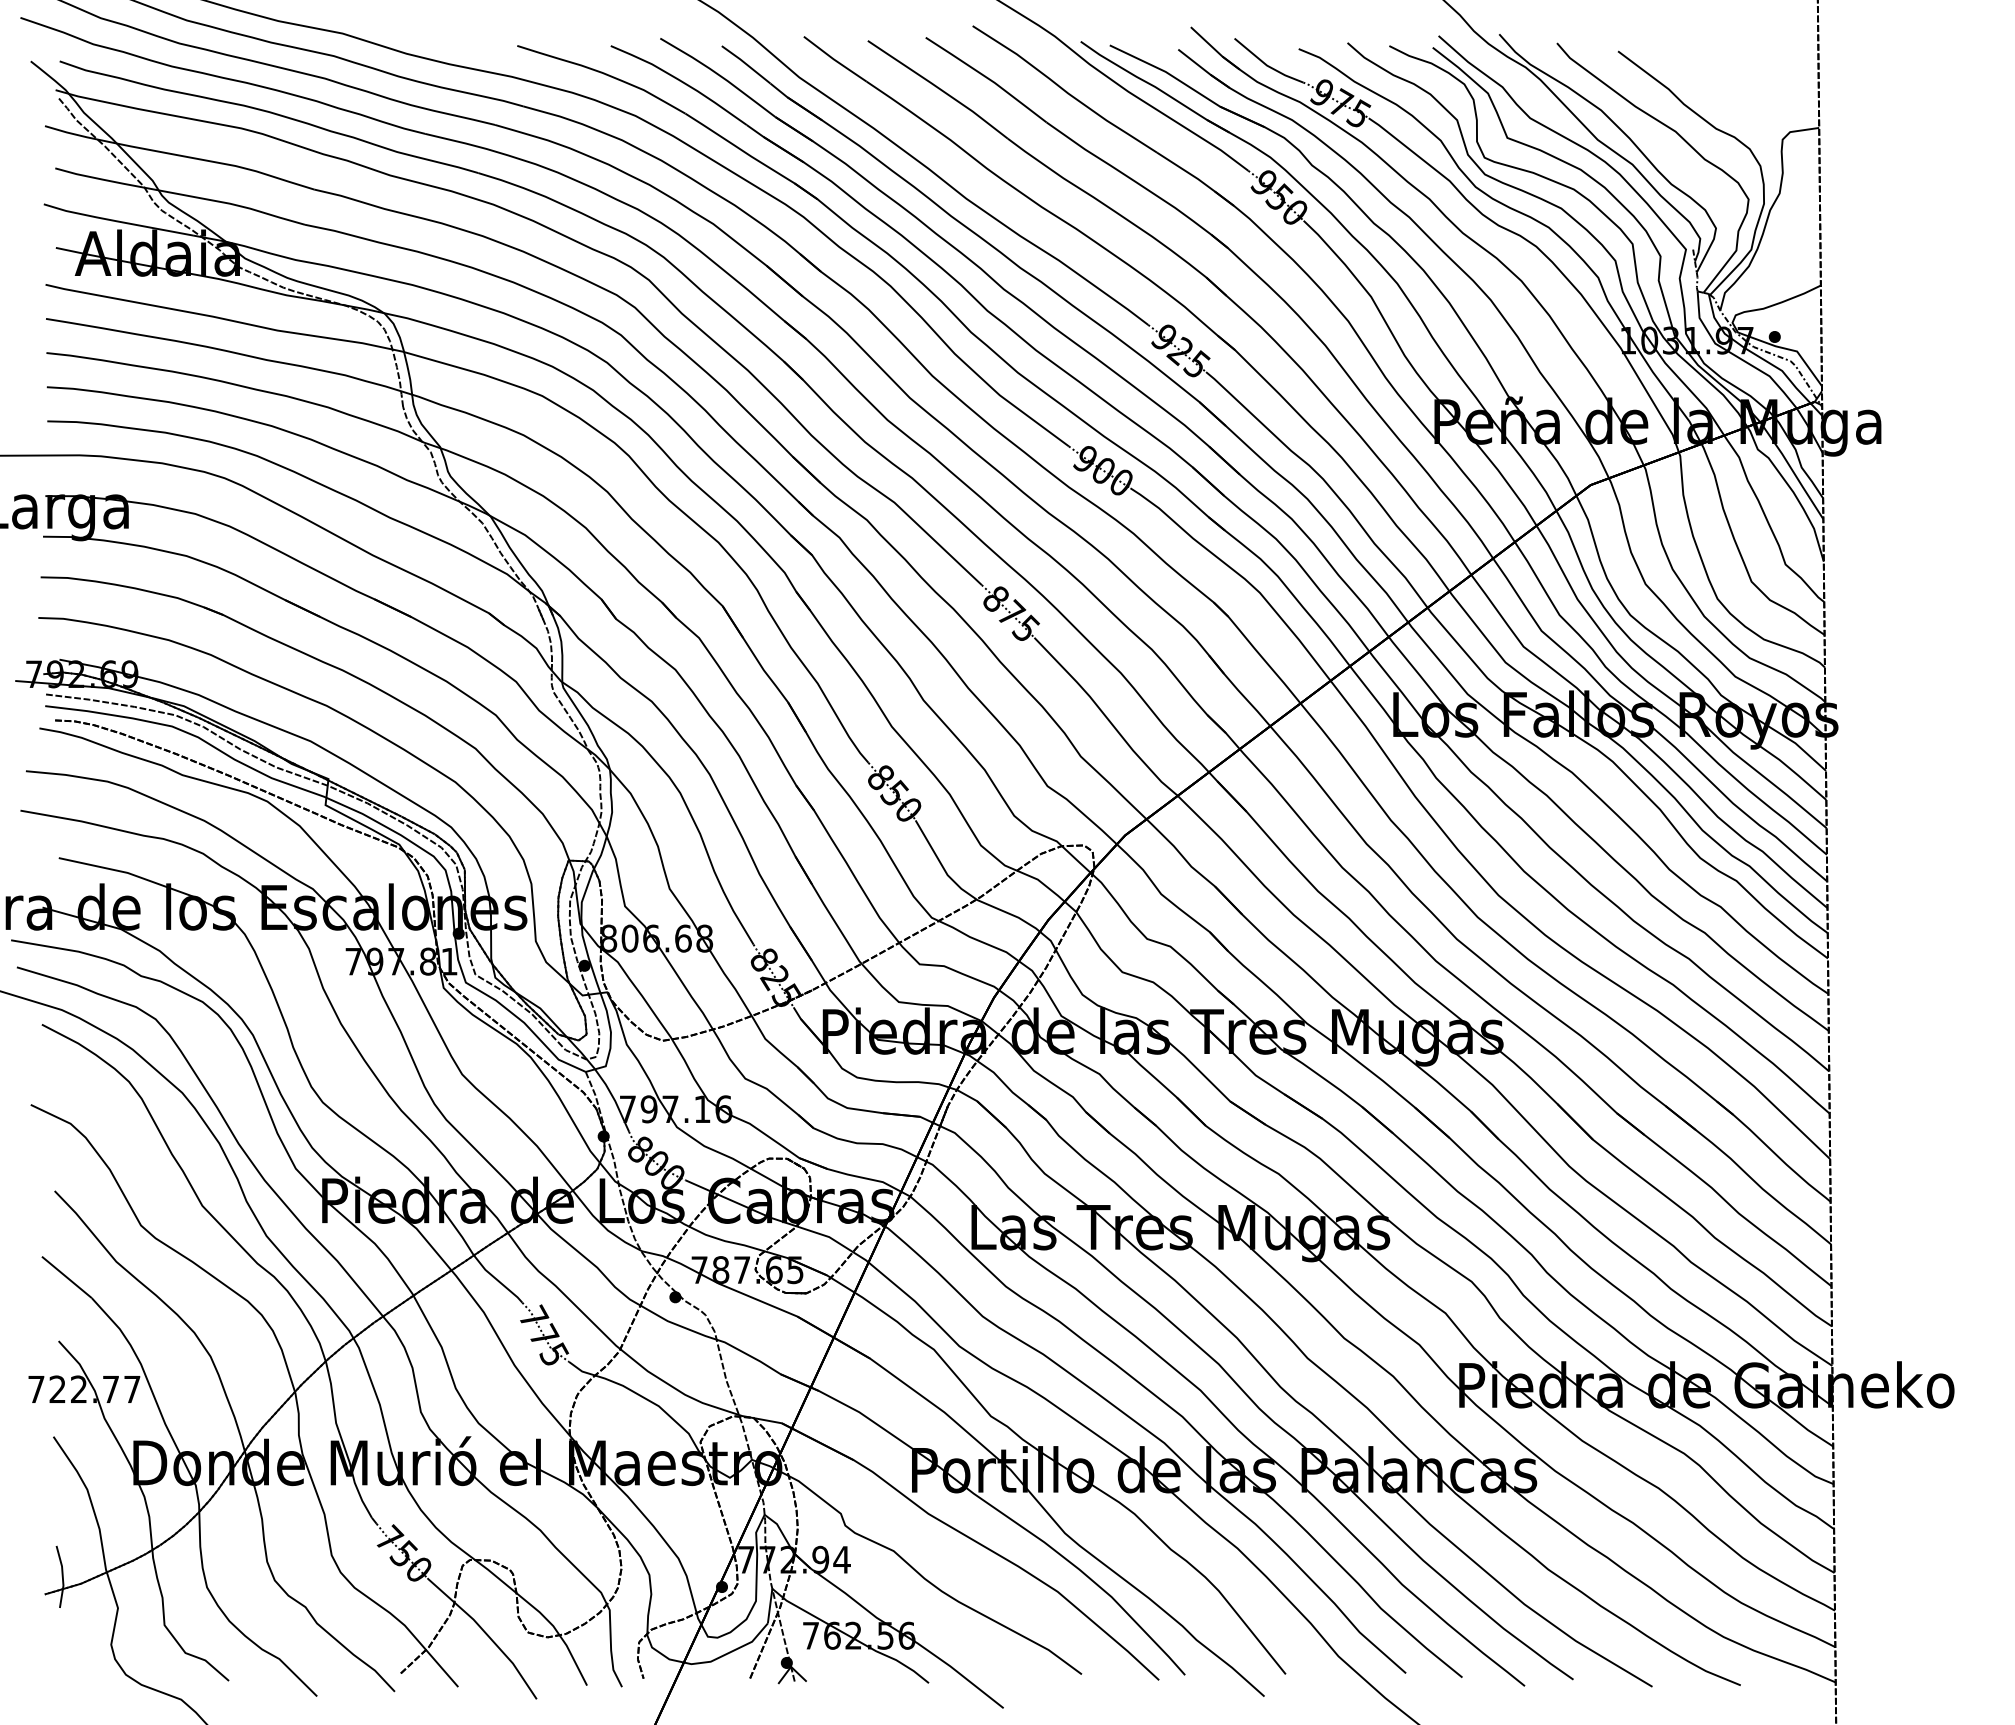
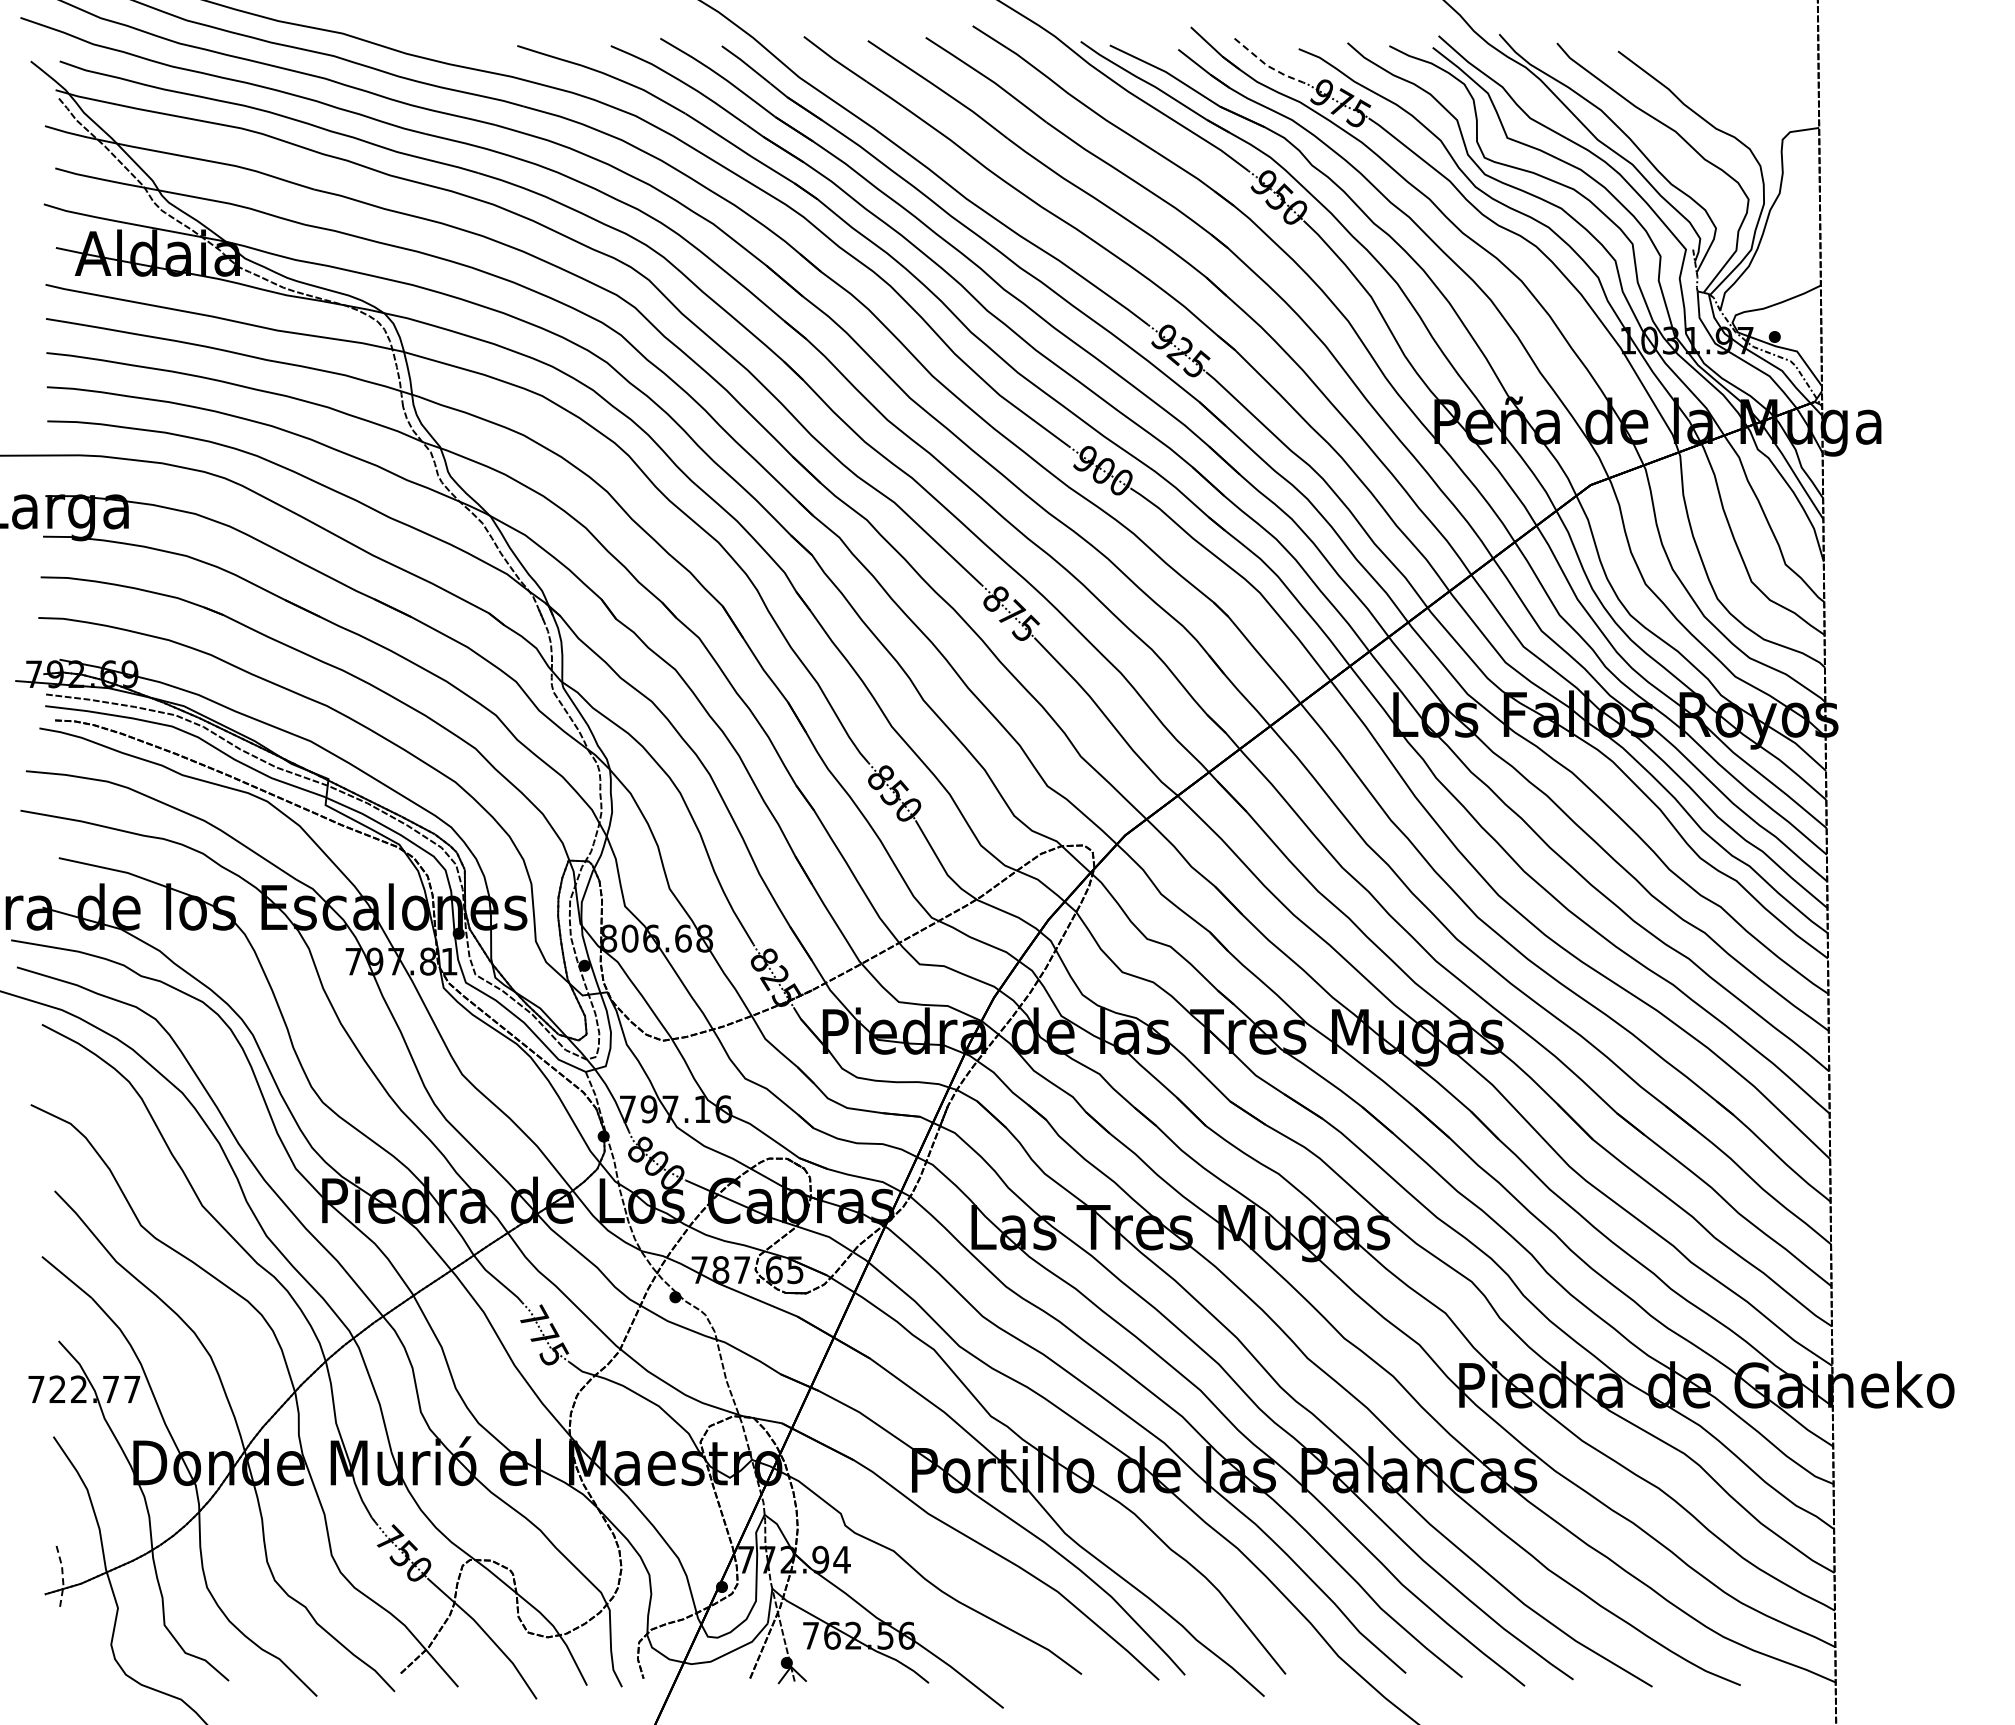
line: solid -> dashed (1267, 65)
line: solid -> dashed (62, 1577)
